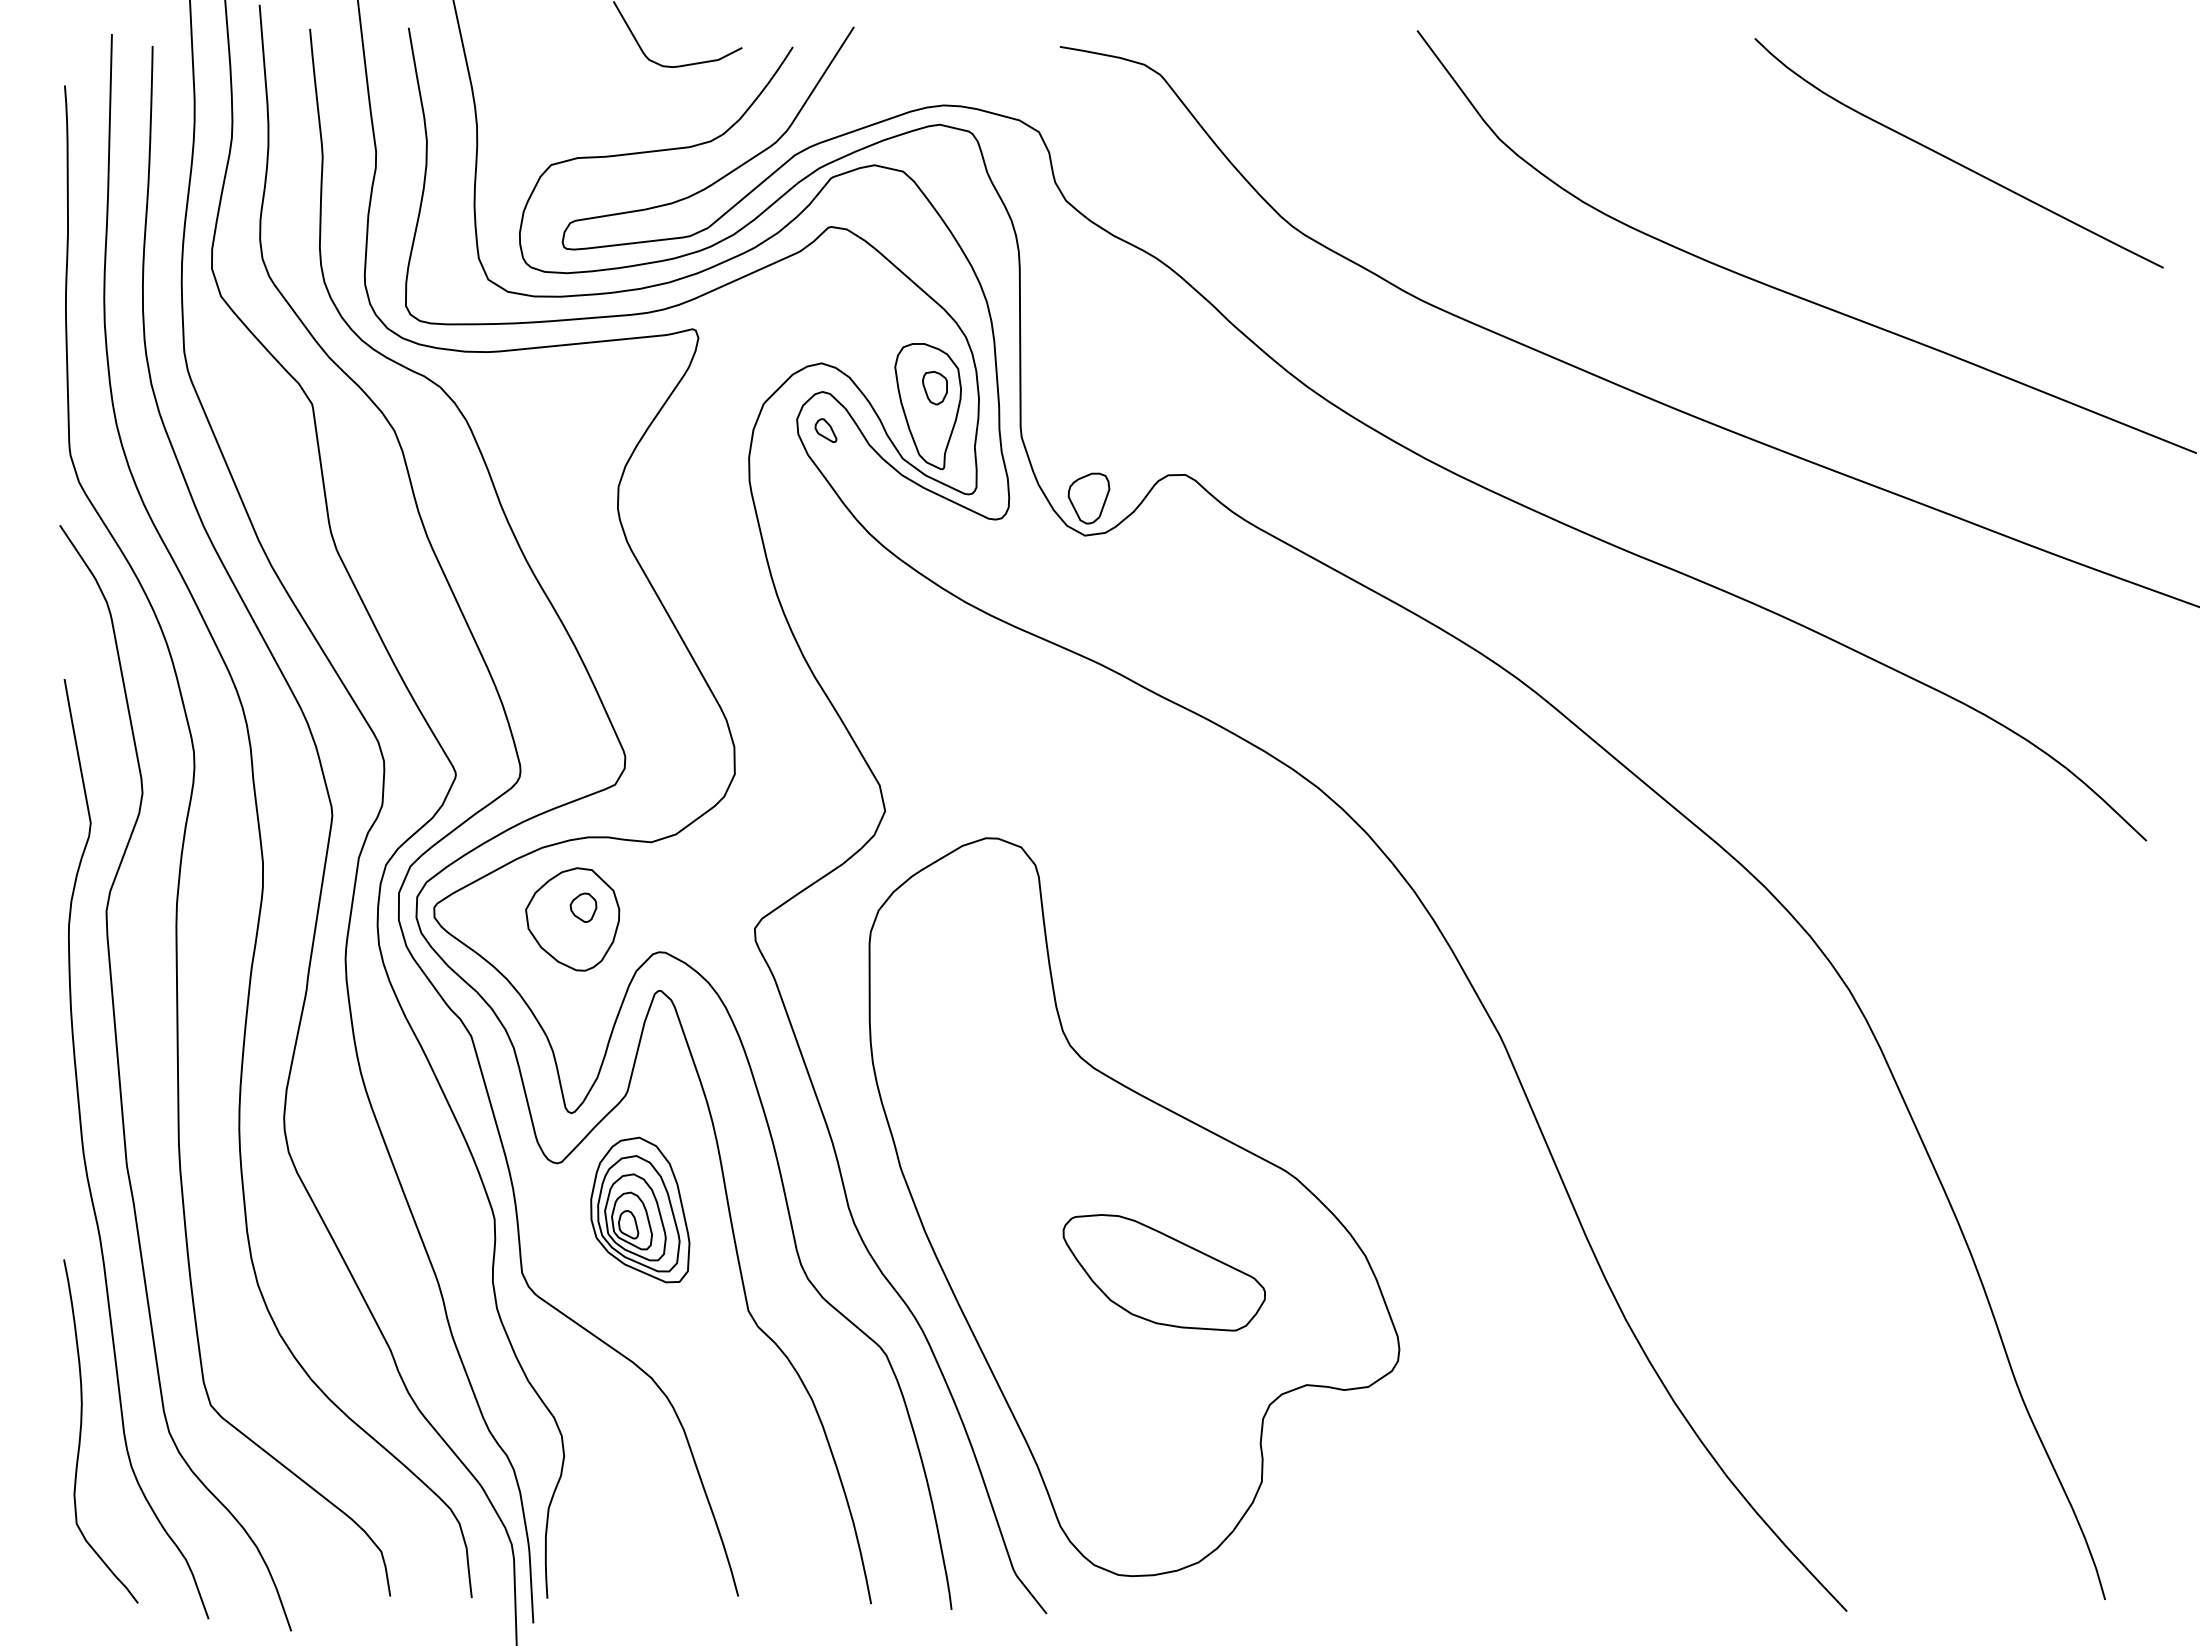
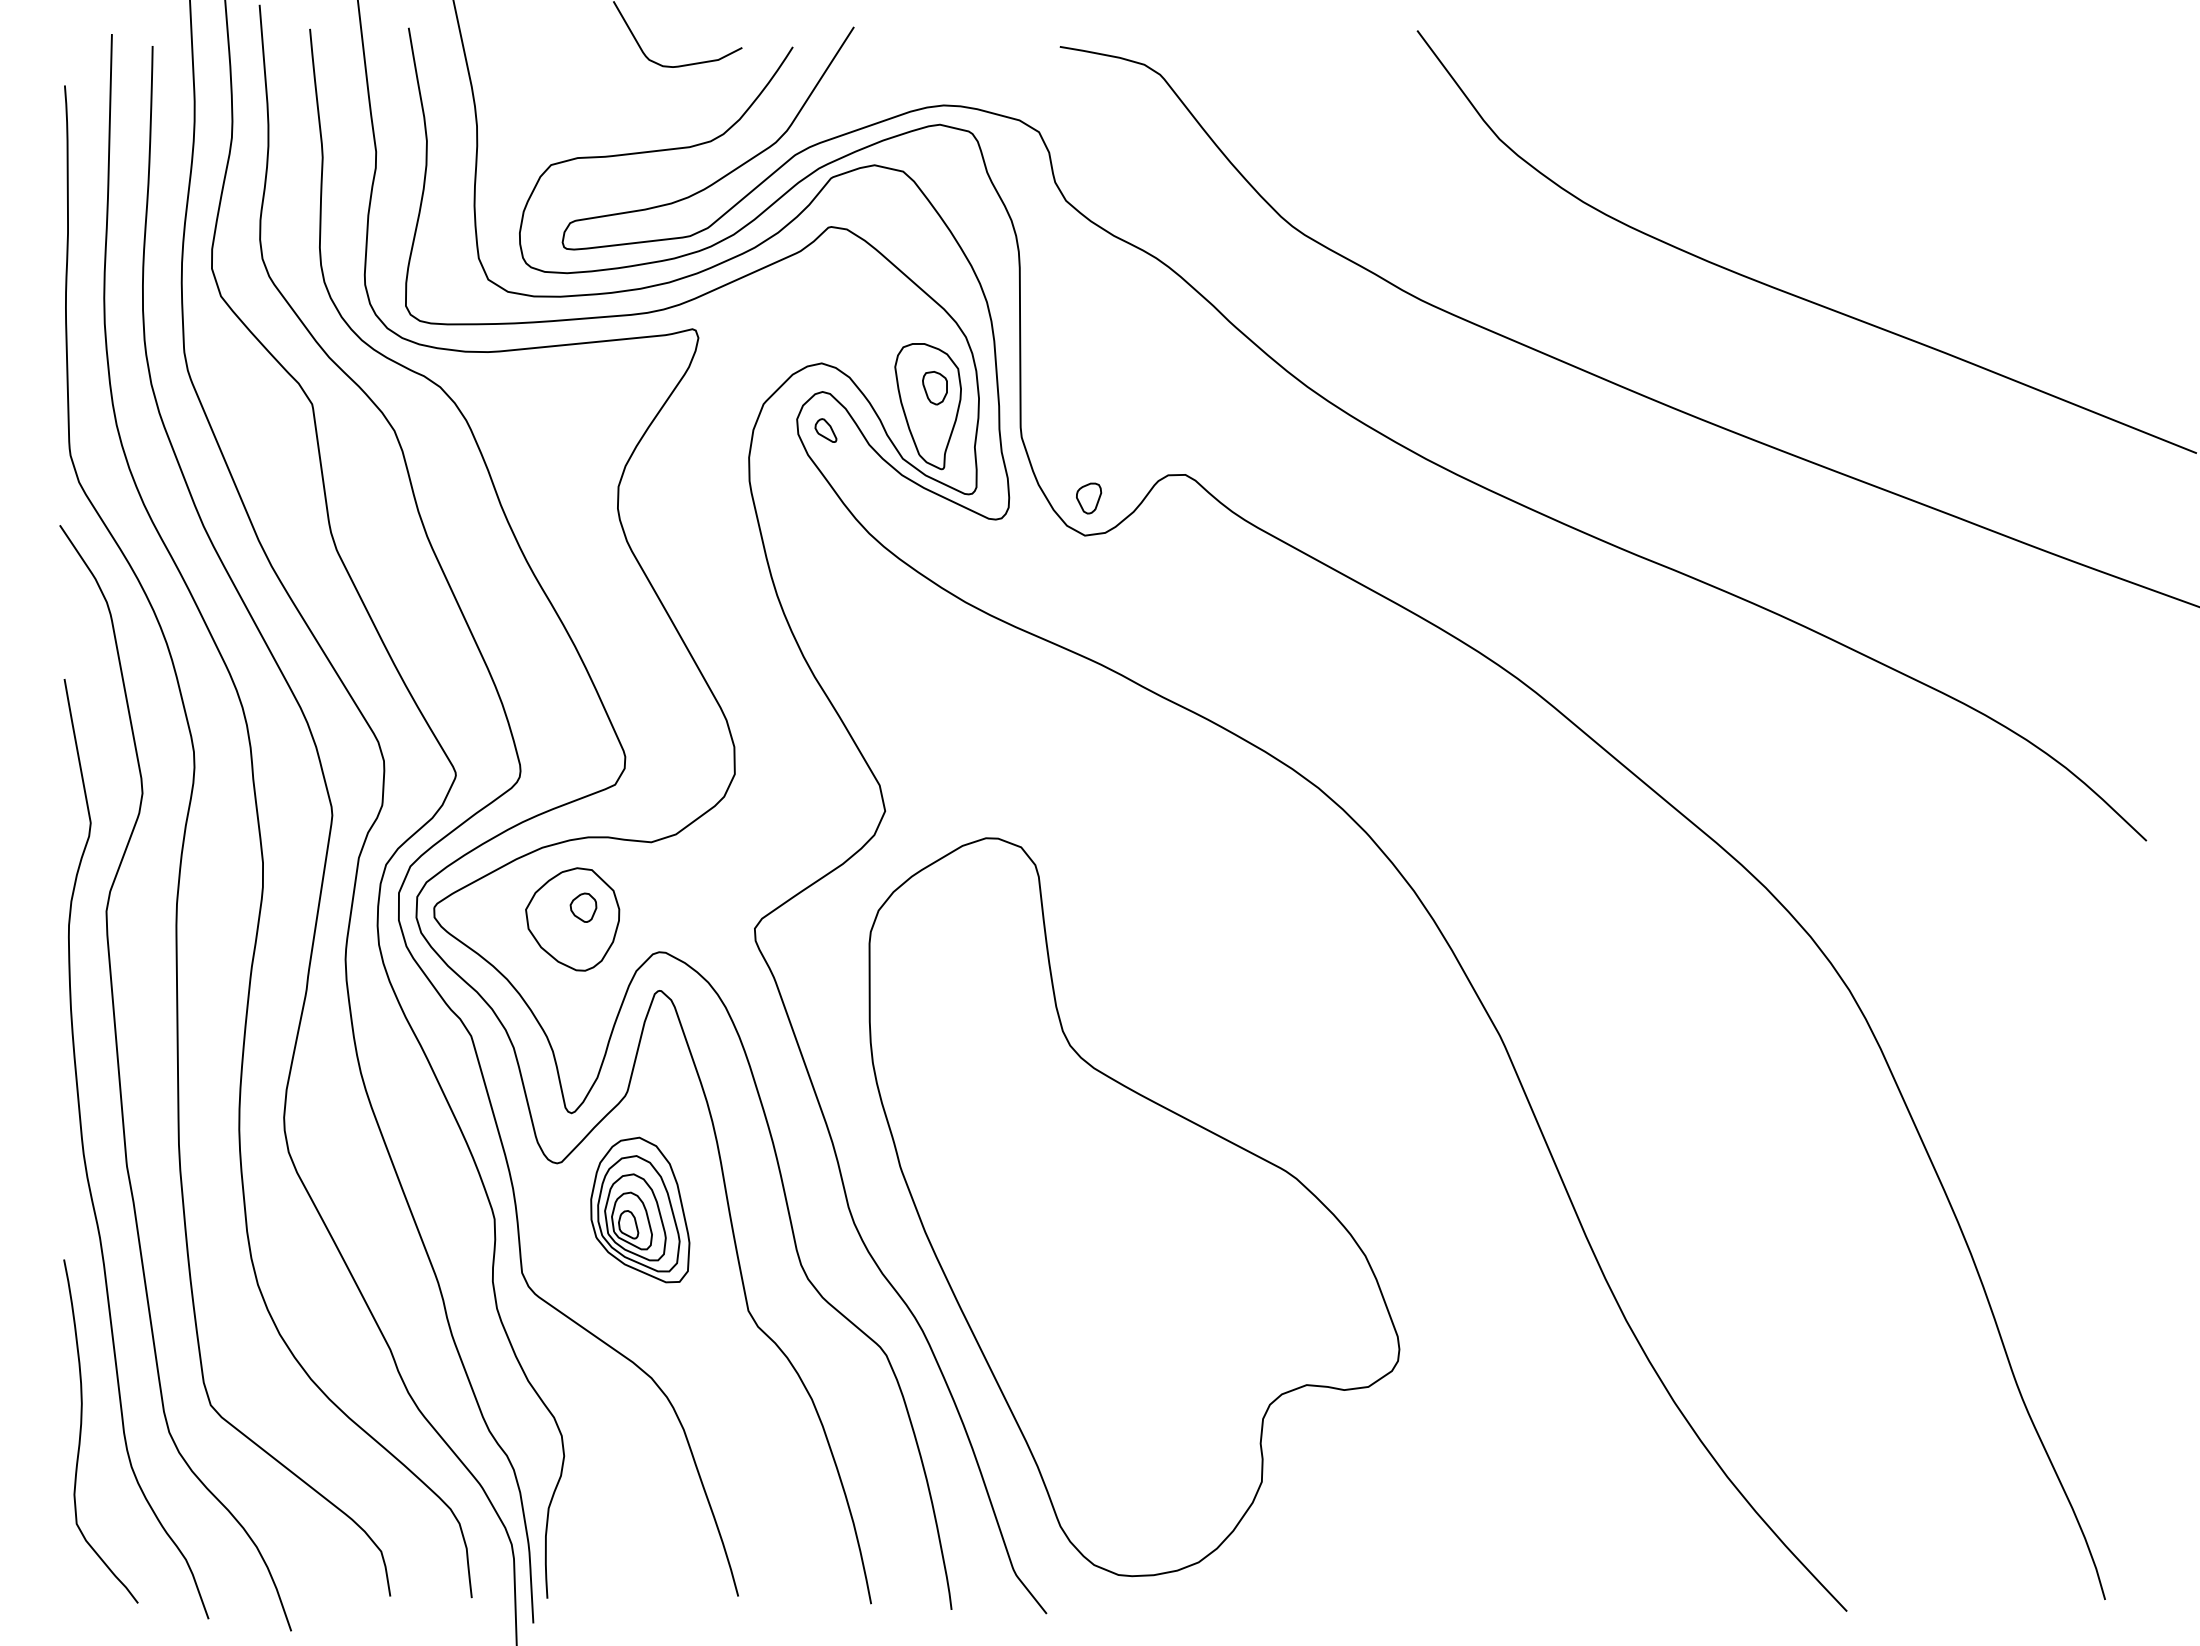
curve: present -> none (1954, 160)
part size: 44x53 px -> 27x33 px (1089, 498)
part: present -> none (1163, 1272)
